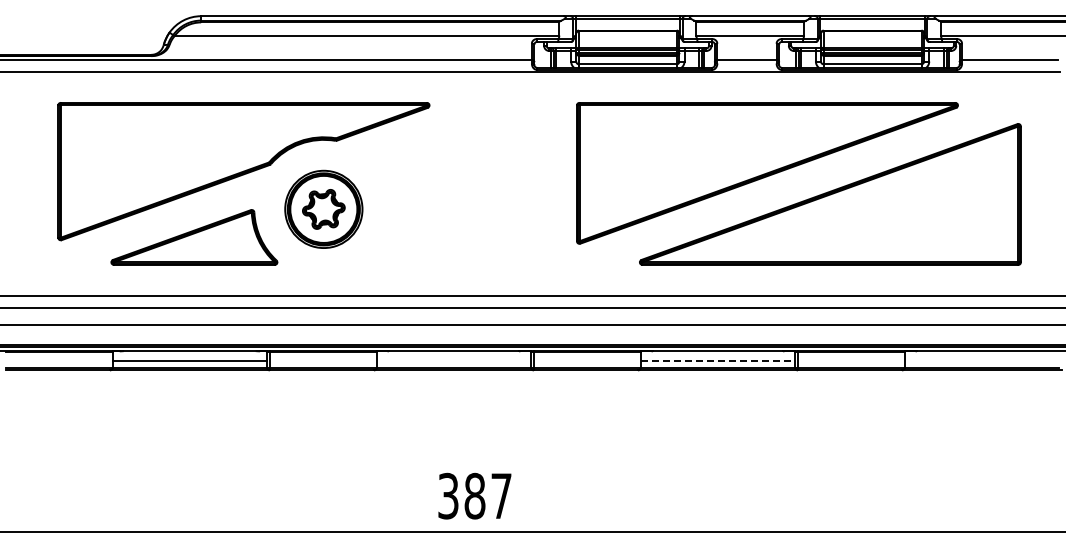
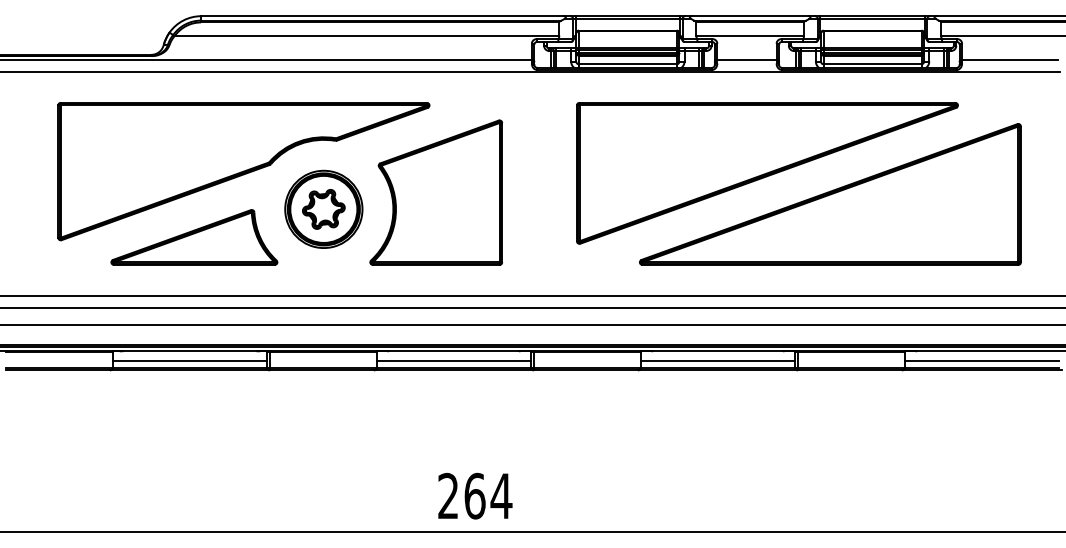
part: none -> present (436, 192)
line: none -> present (453, 360)
line: dashed -> solid (718, 360)
line: none -> present (981, 360)
text: 387 -> 264 (475, 495)
